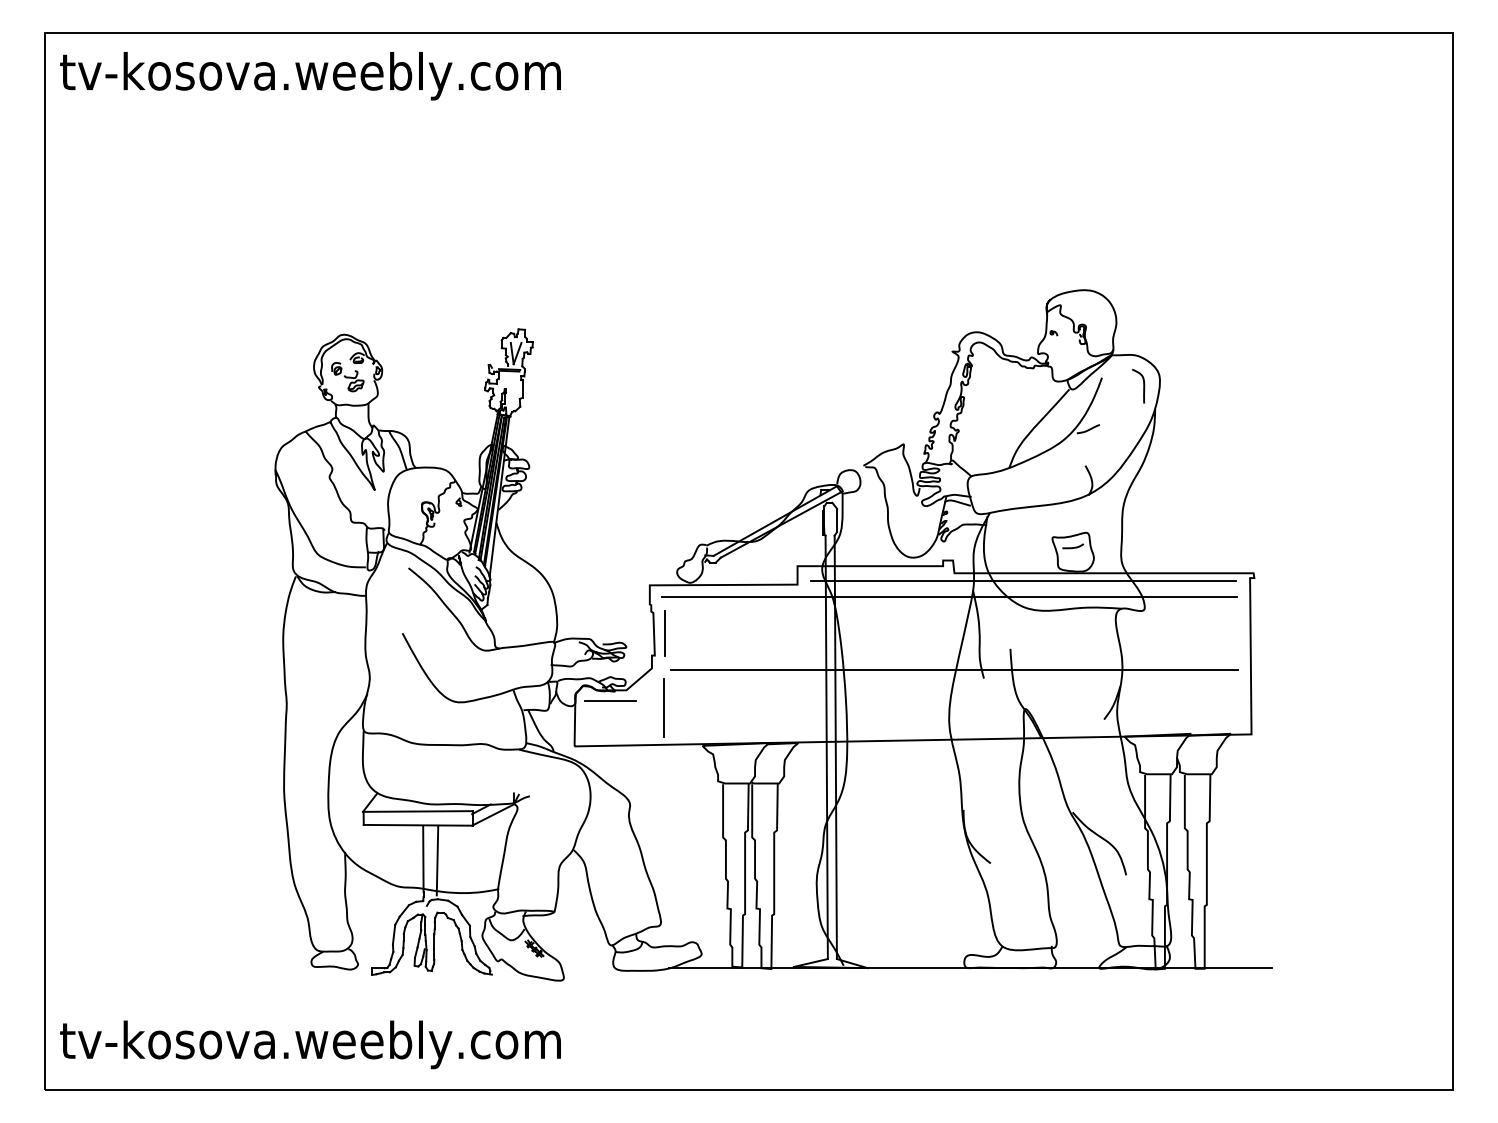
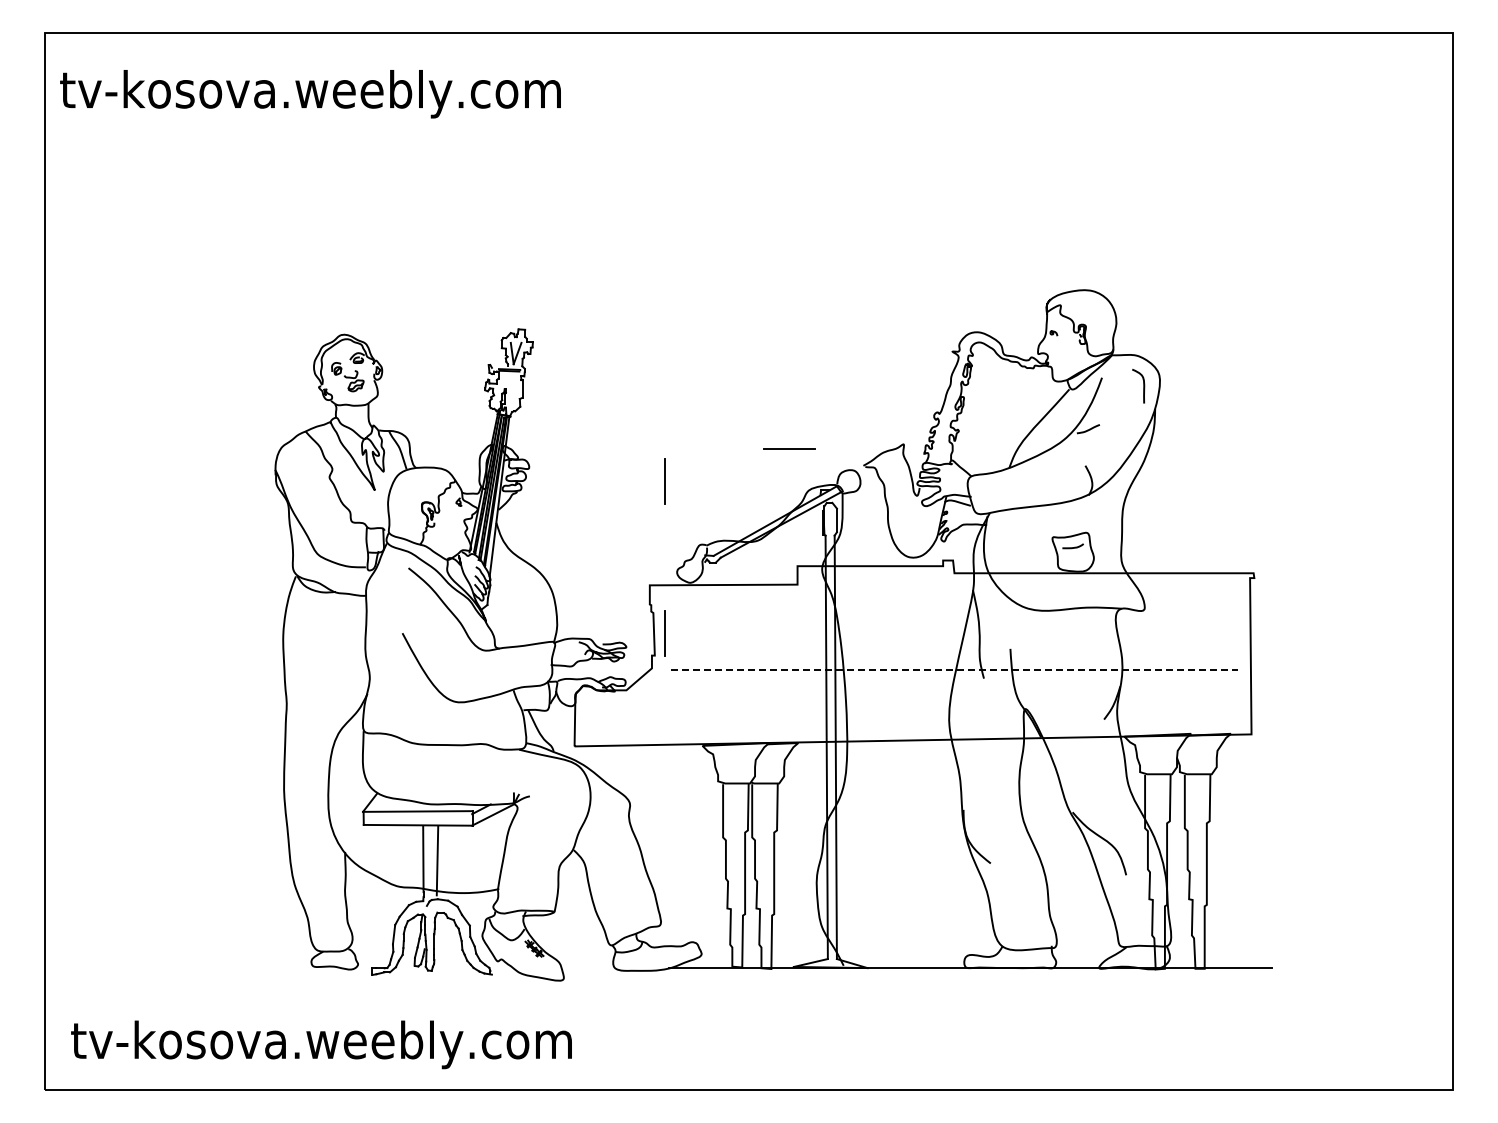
text position: (310, 76) -> (310, 94) (310, 94)
line: none -> present (664, 481)
line: present -> none (1023, 581)
line: present -> none (949, 596)
line: solid -> dashed (954, 669)
line position: (610, 700) -> (789, 448) (789, 448)
line: present -> none (663, 707)
text position: (310, 1044) -> (321, 1044) (321, 1044)
